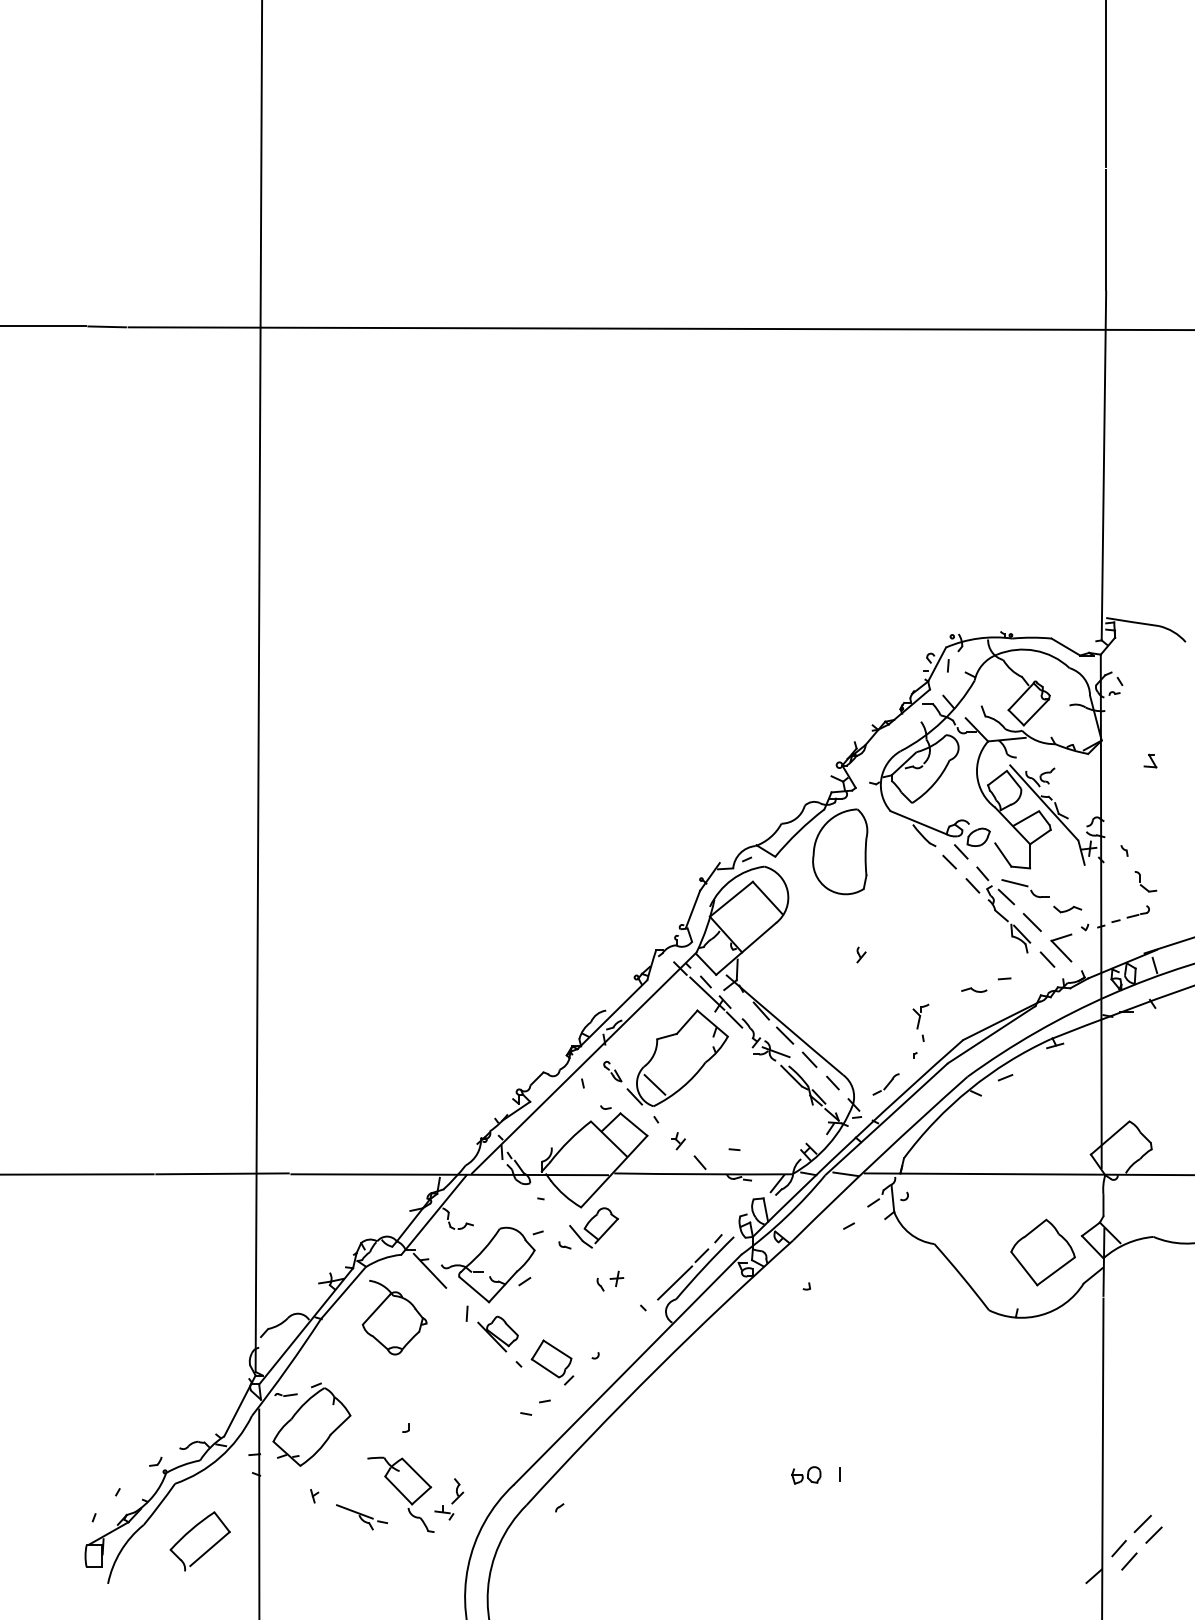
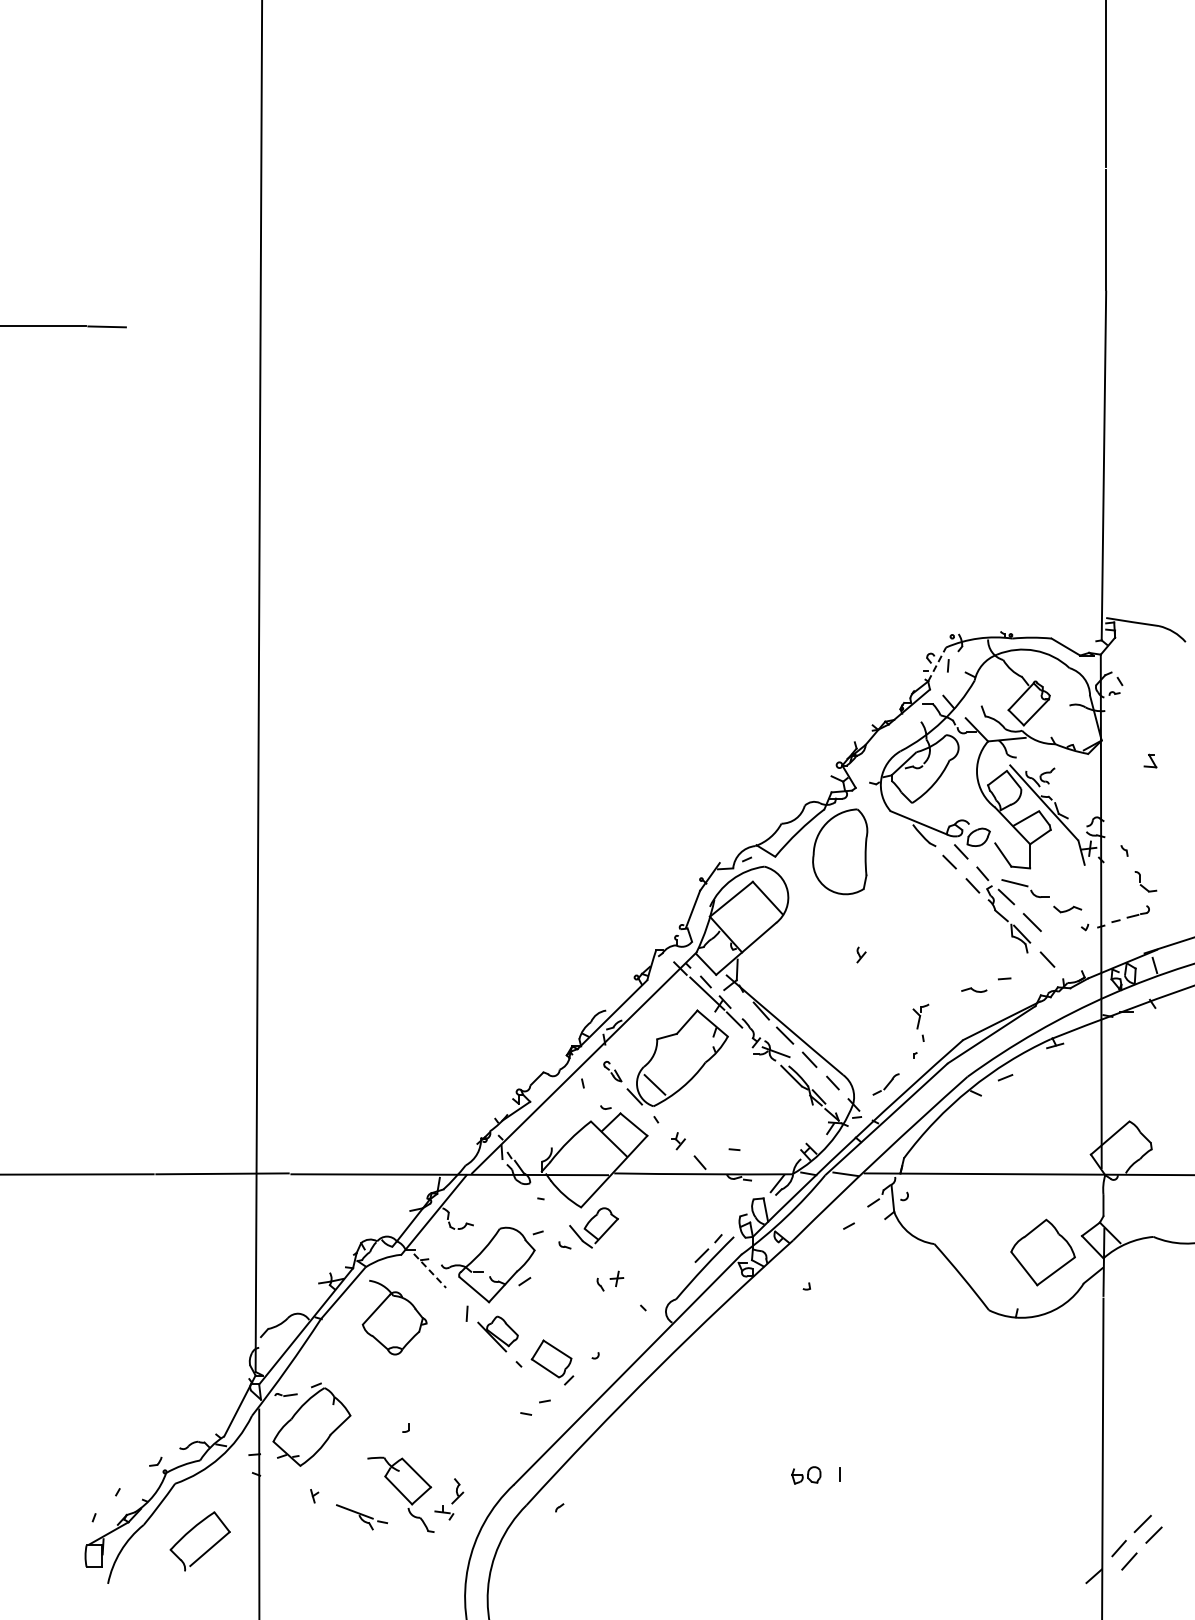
line: present -> none (659, 328)
line: solid -> dashed (937, 664)
part: present -> none (1061, 947)
line: solid -> dashed (430, 1271)
line: present -> none (675, 1282)
